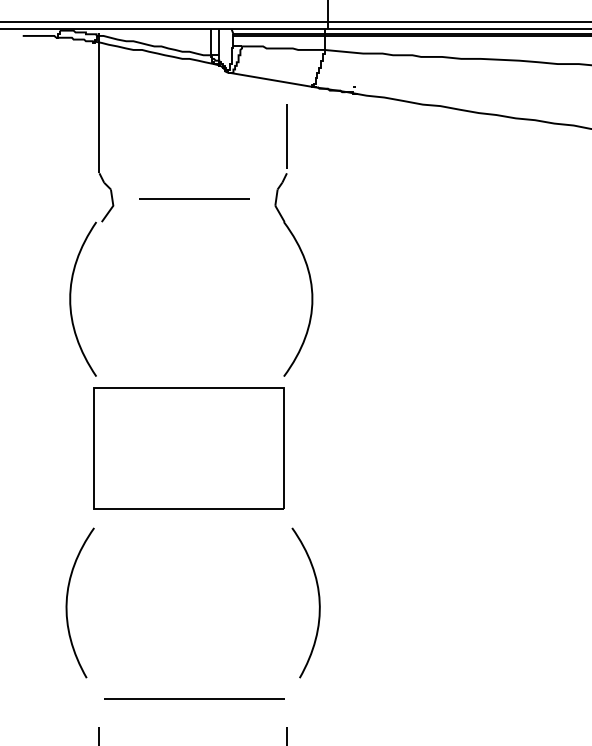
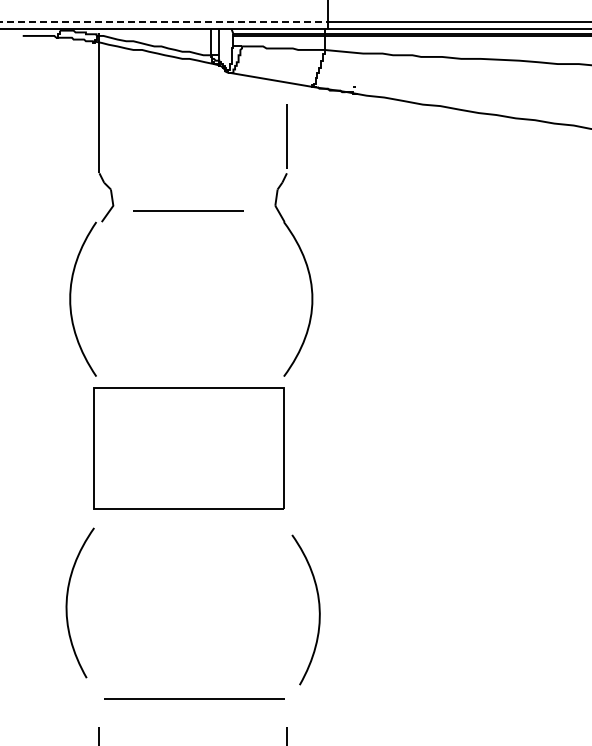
line: solid -> dashed (164, 21)
line position: (194, 198) -> (188, 210) (188, 210)
curve position: (318, 602) -> (318, 609) (318, 609)
